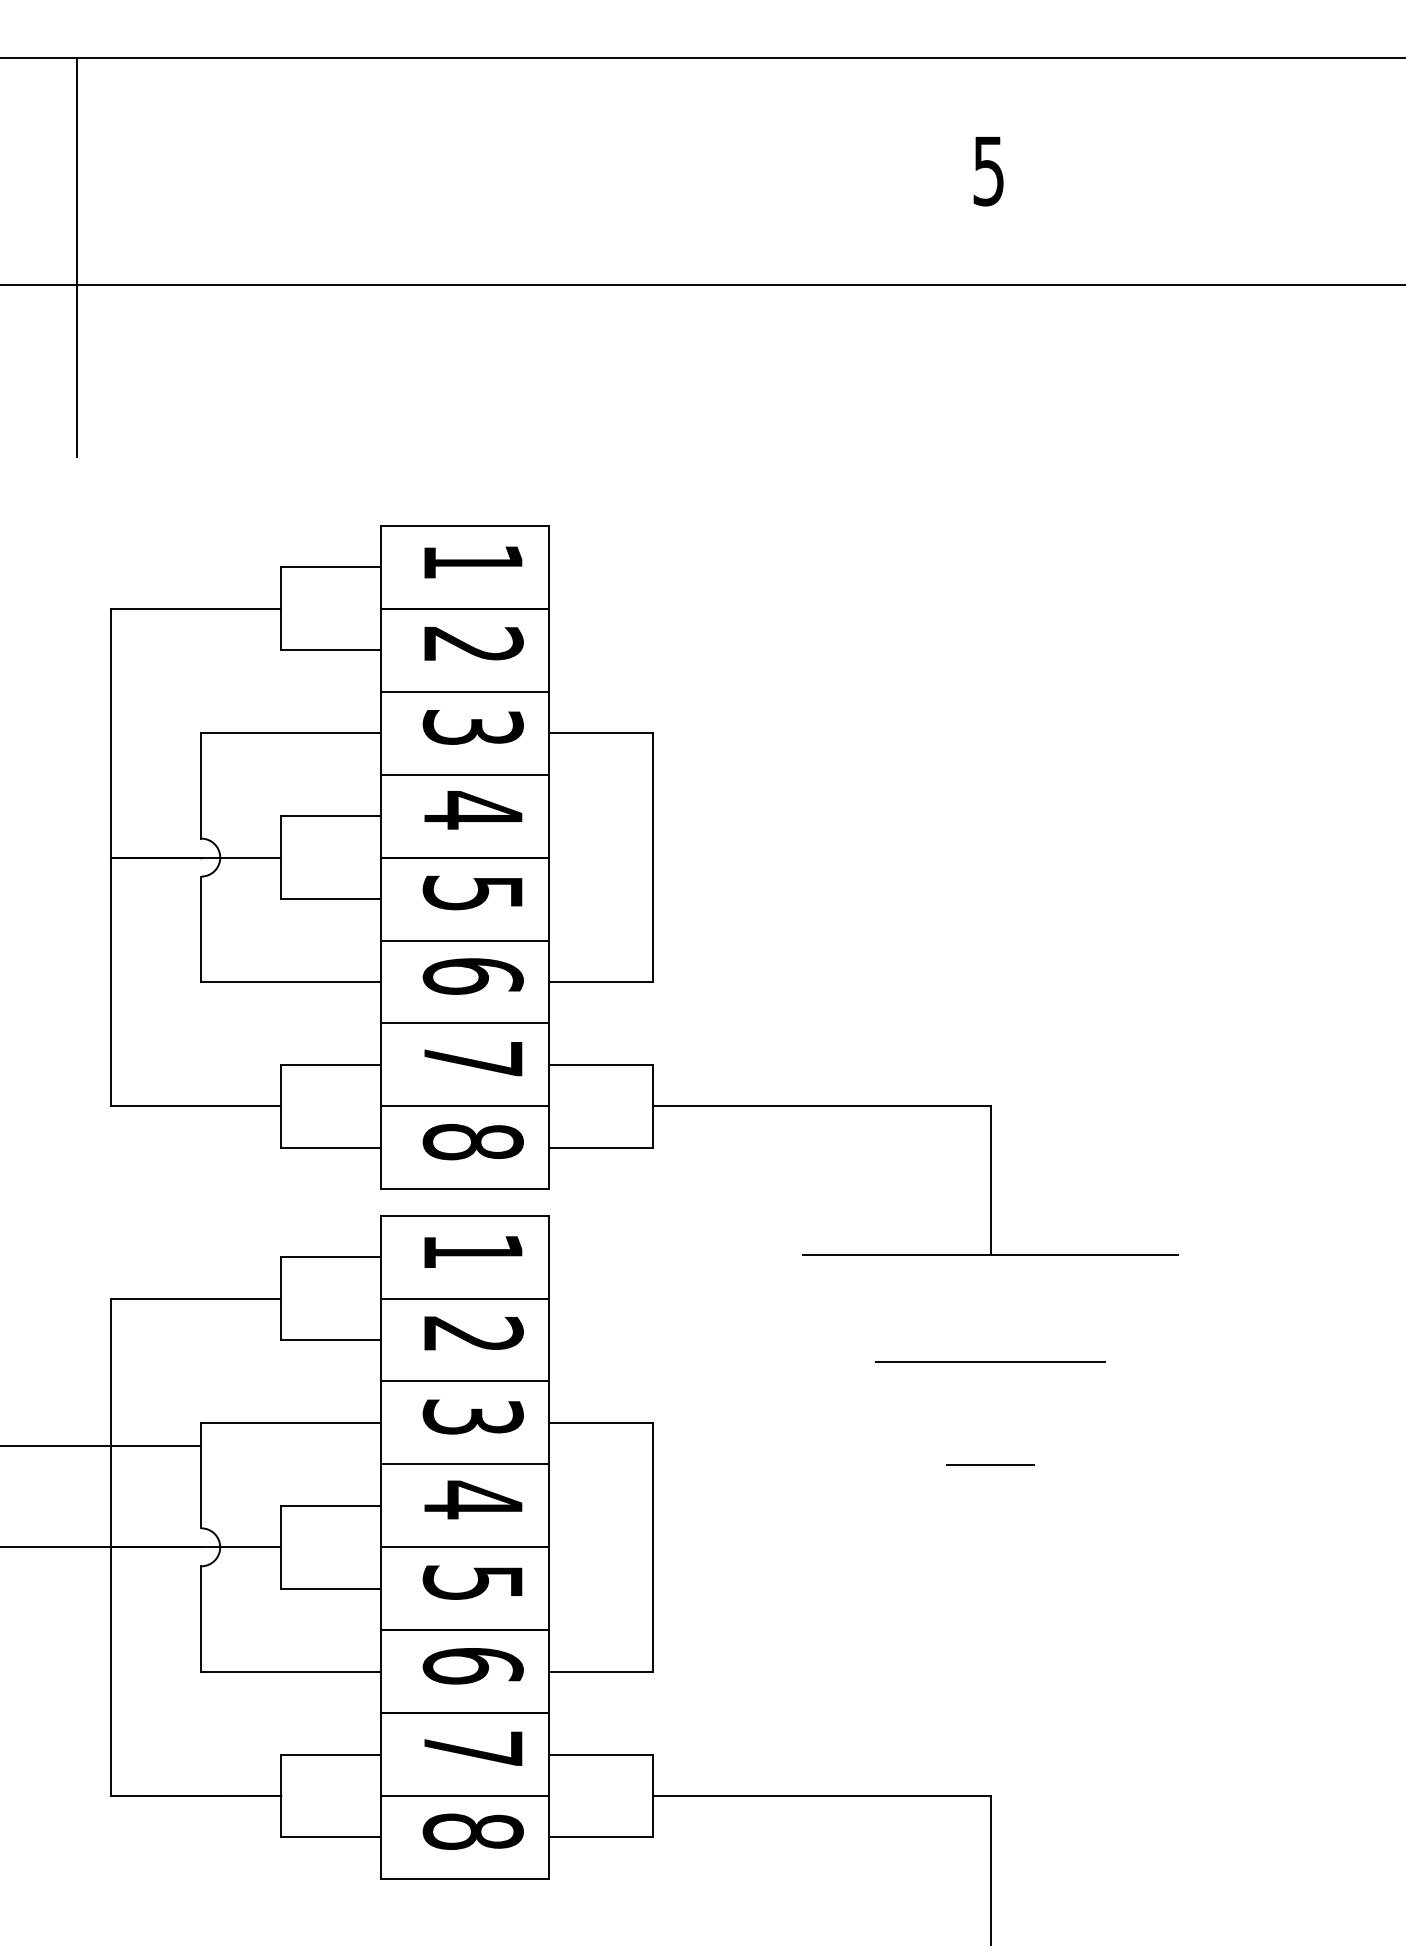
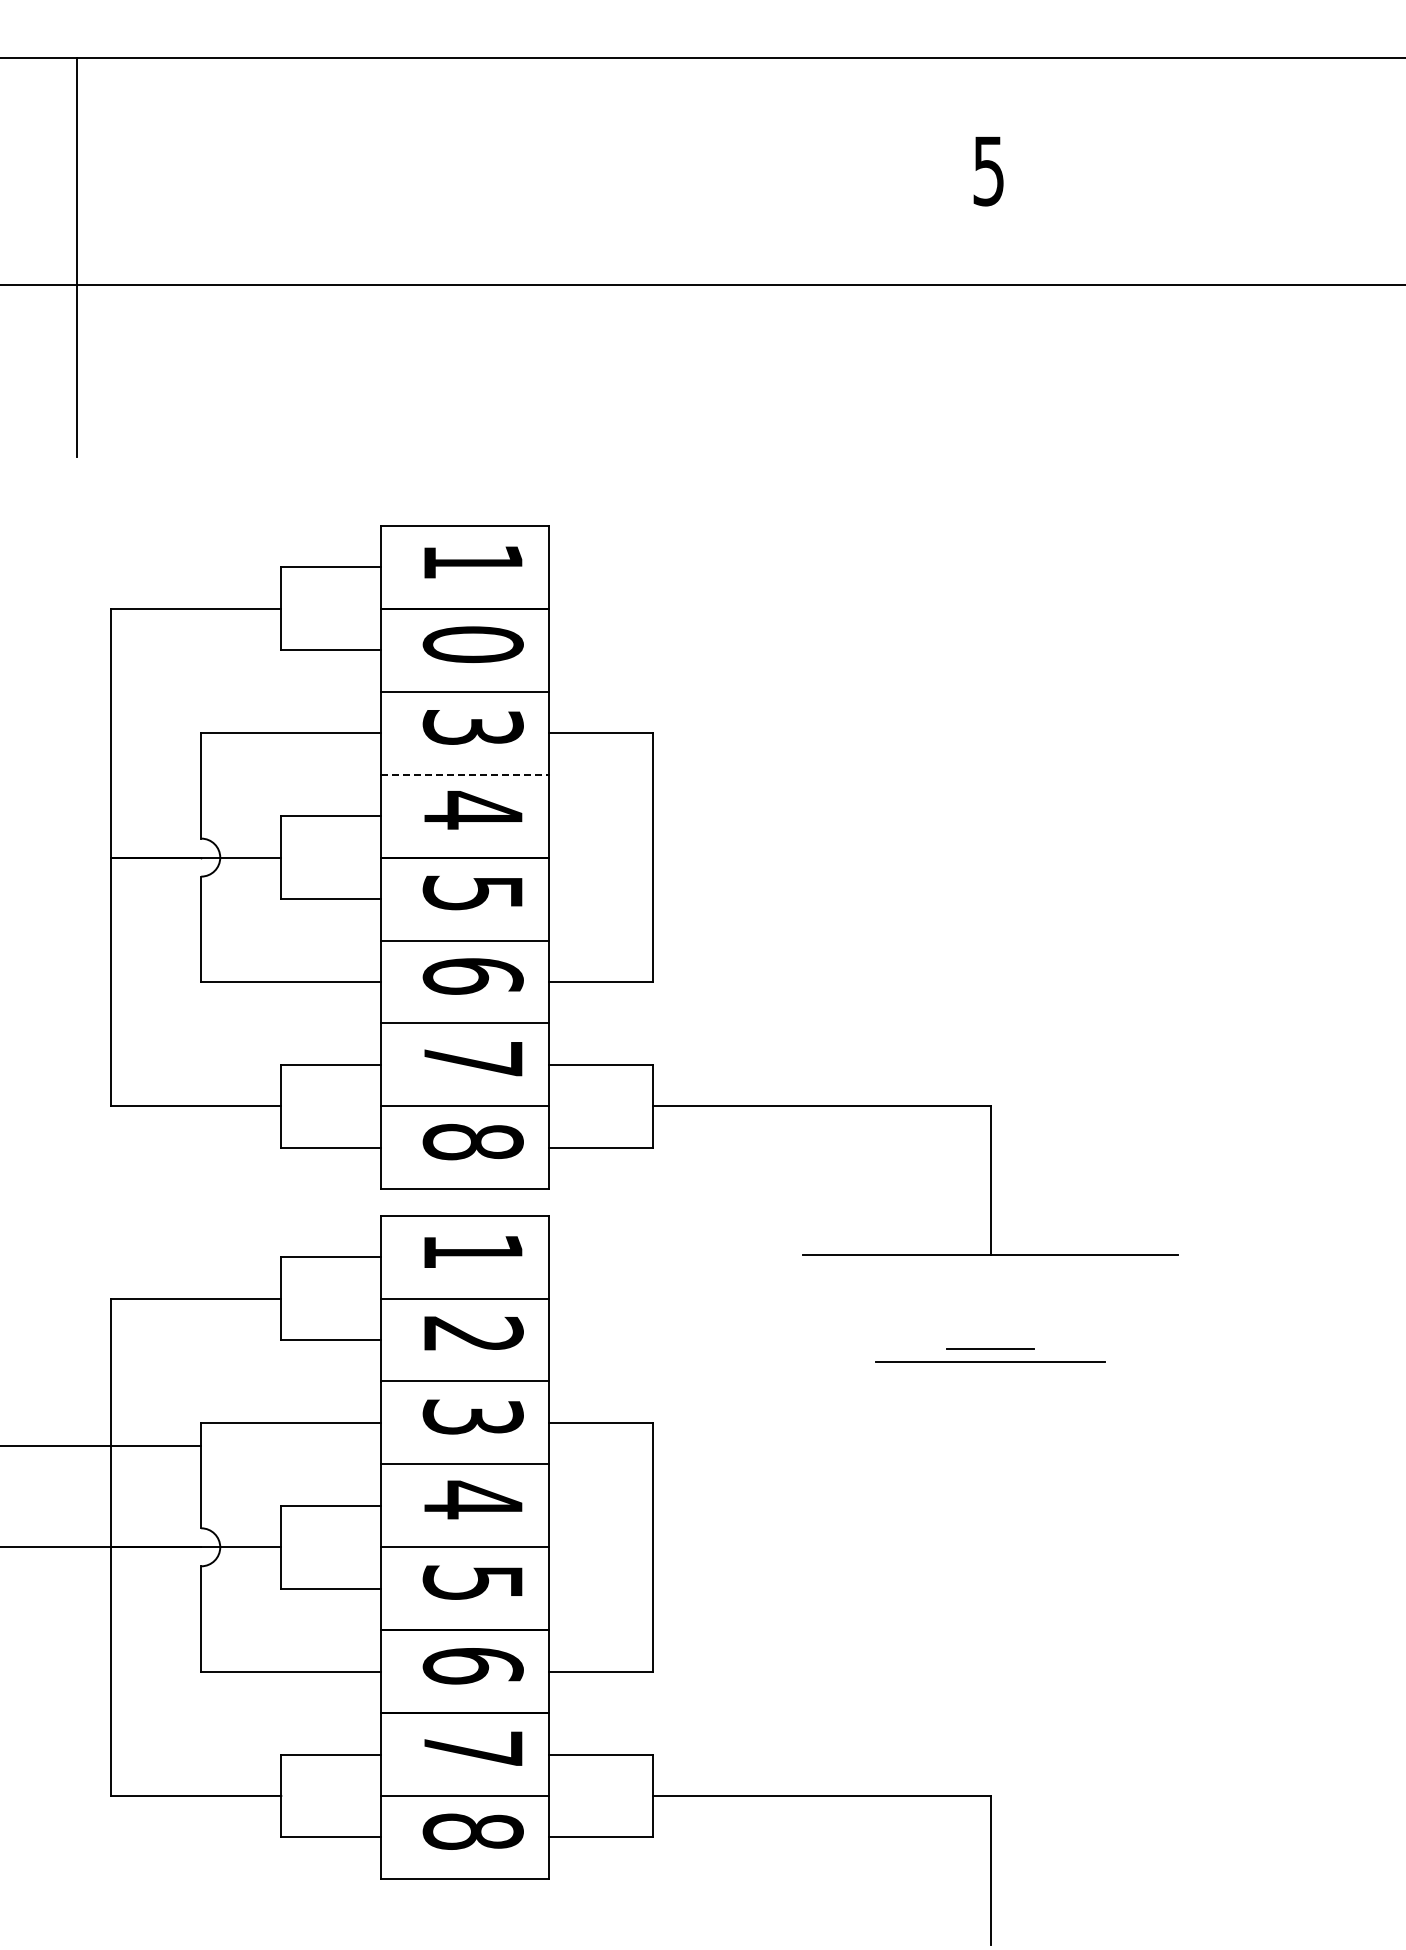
text: 2 -> 0 (472, 644)
line: solid -> dashed (465, 774)
line position: (990, 1464) -> (990, 1348) (990, 1348)
